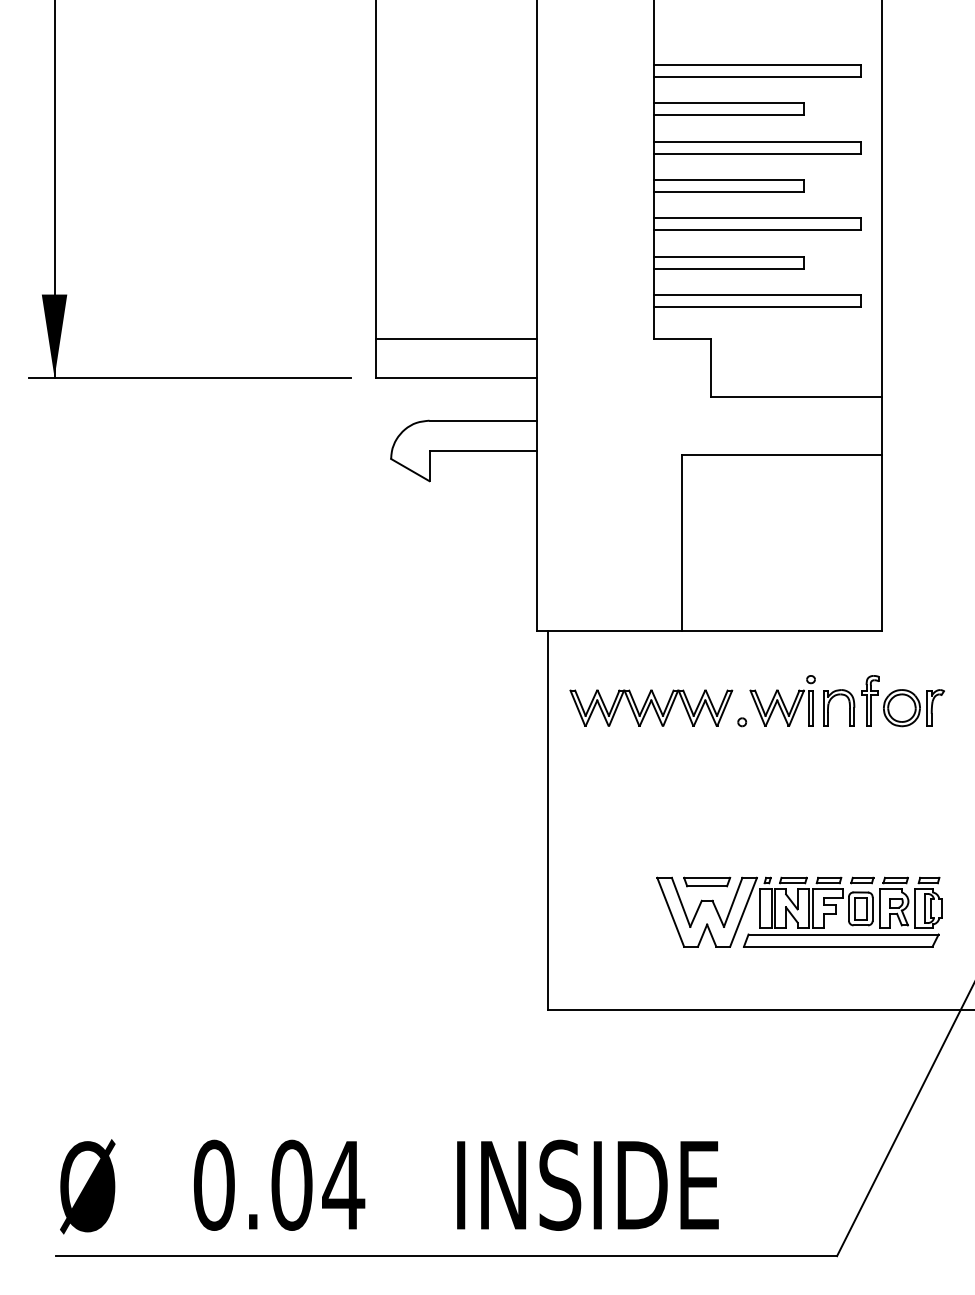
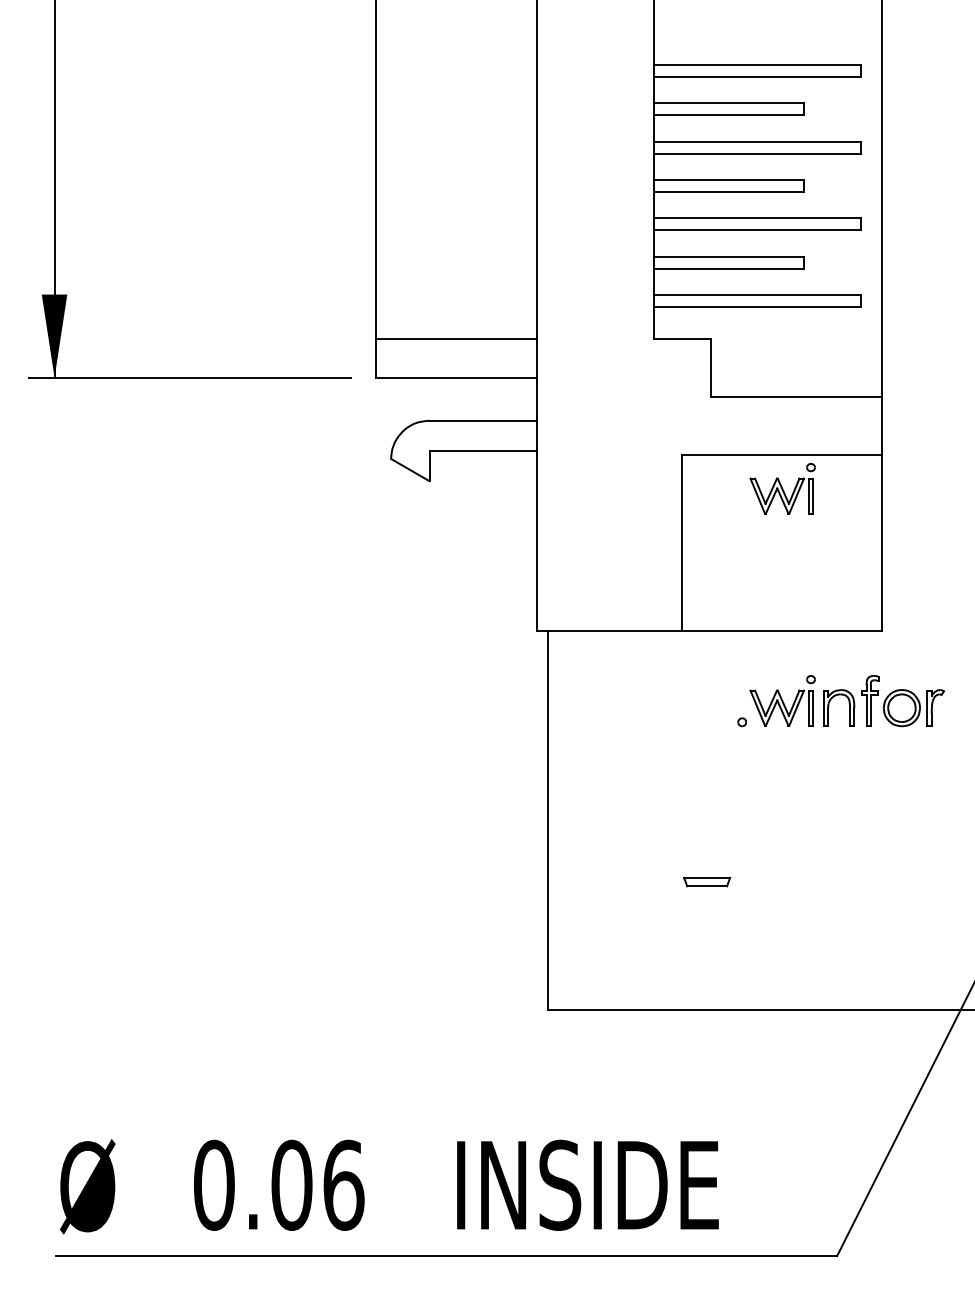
part: none -> present (782, 488)
part: present -> none (651, 707)
part: present -> none (799, 911)
text: 0.04 -> 0.06 (343, 1184)
